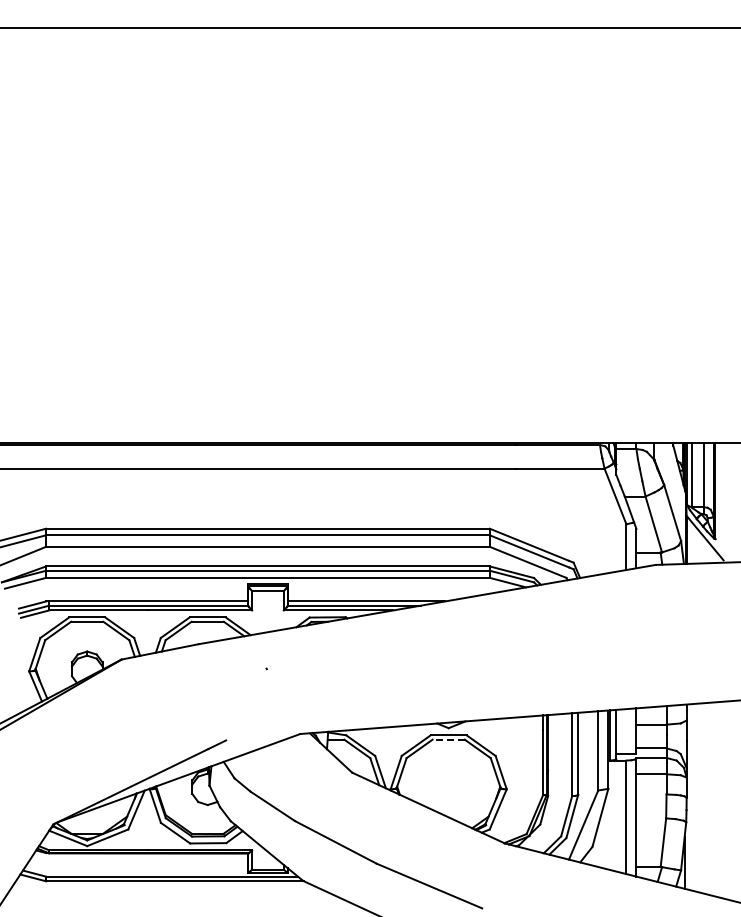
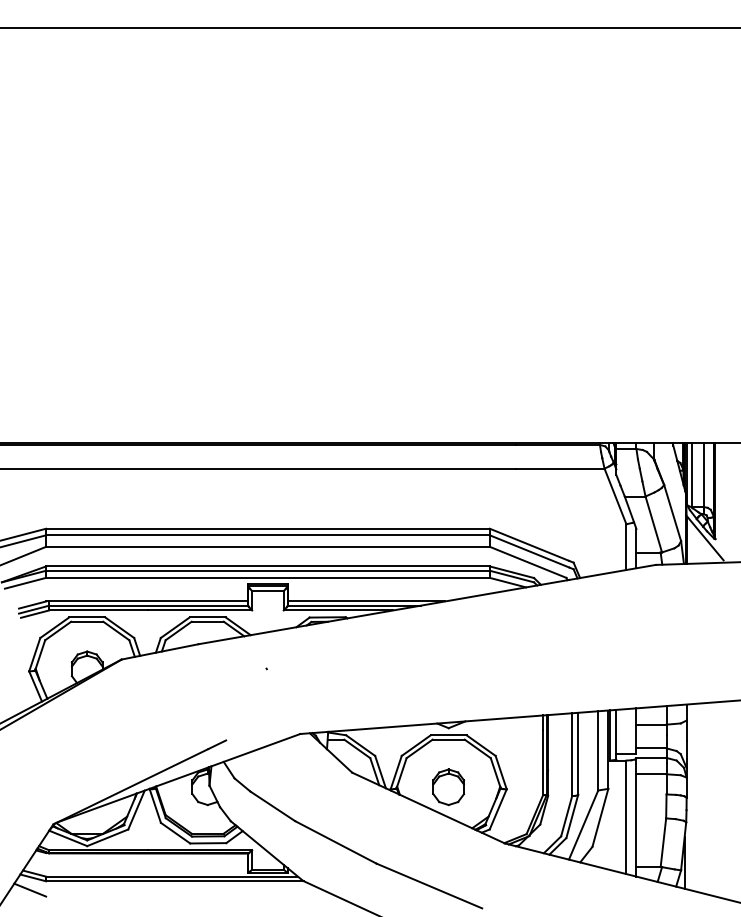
line: dashed -> solid (448, 739)
part: none -> present (448, 787)
line: none -> present (30, 889)
